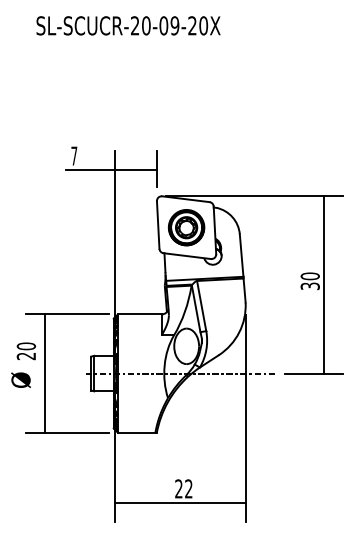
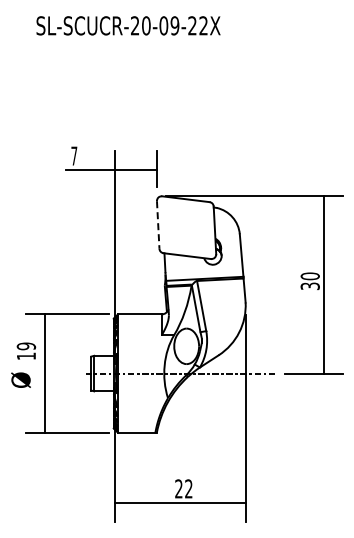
text: SL-SCUCR-20-09-20X -> SL-SCUCR-20-09-22X (203, 25)
line: solid -> dashed (158, 225)
part: present -> none (186, 227)
text: 20 -> 19 (26, 351)
